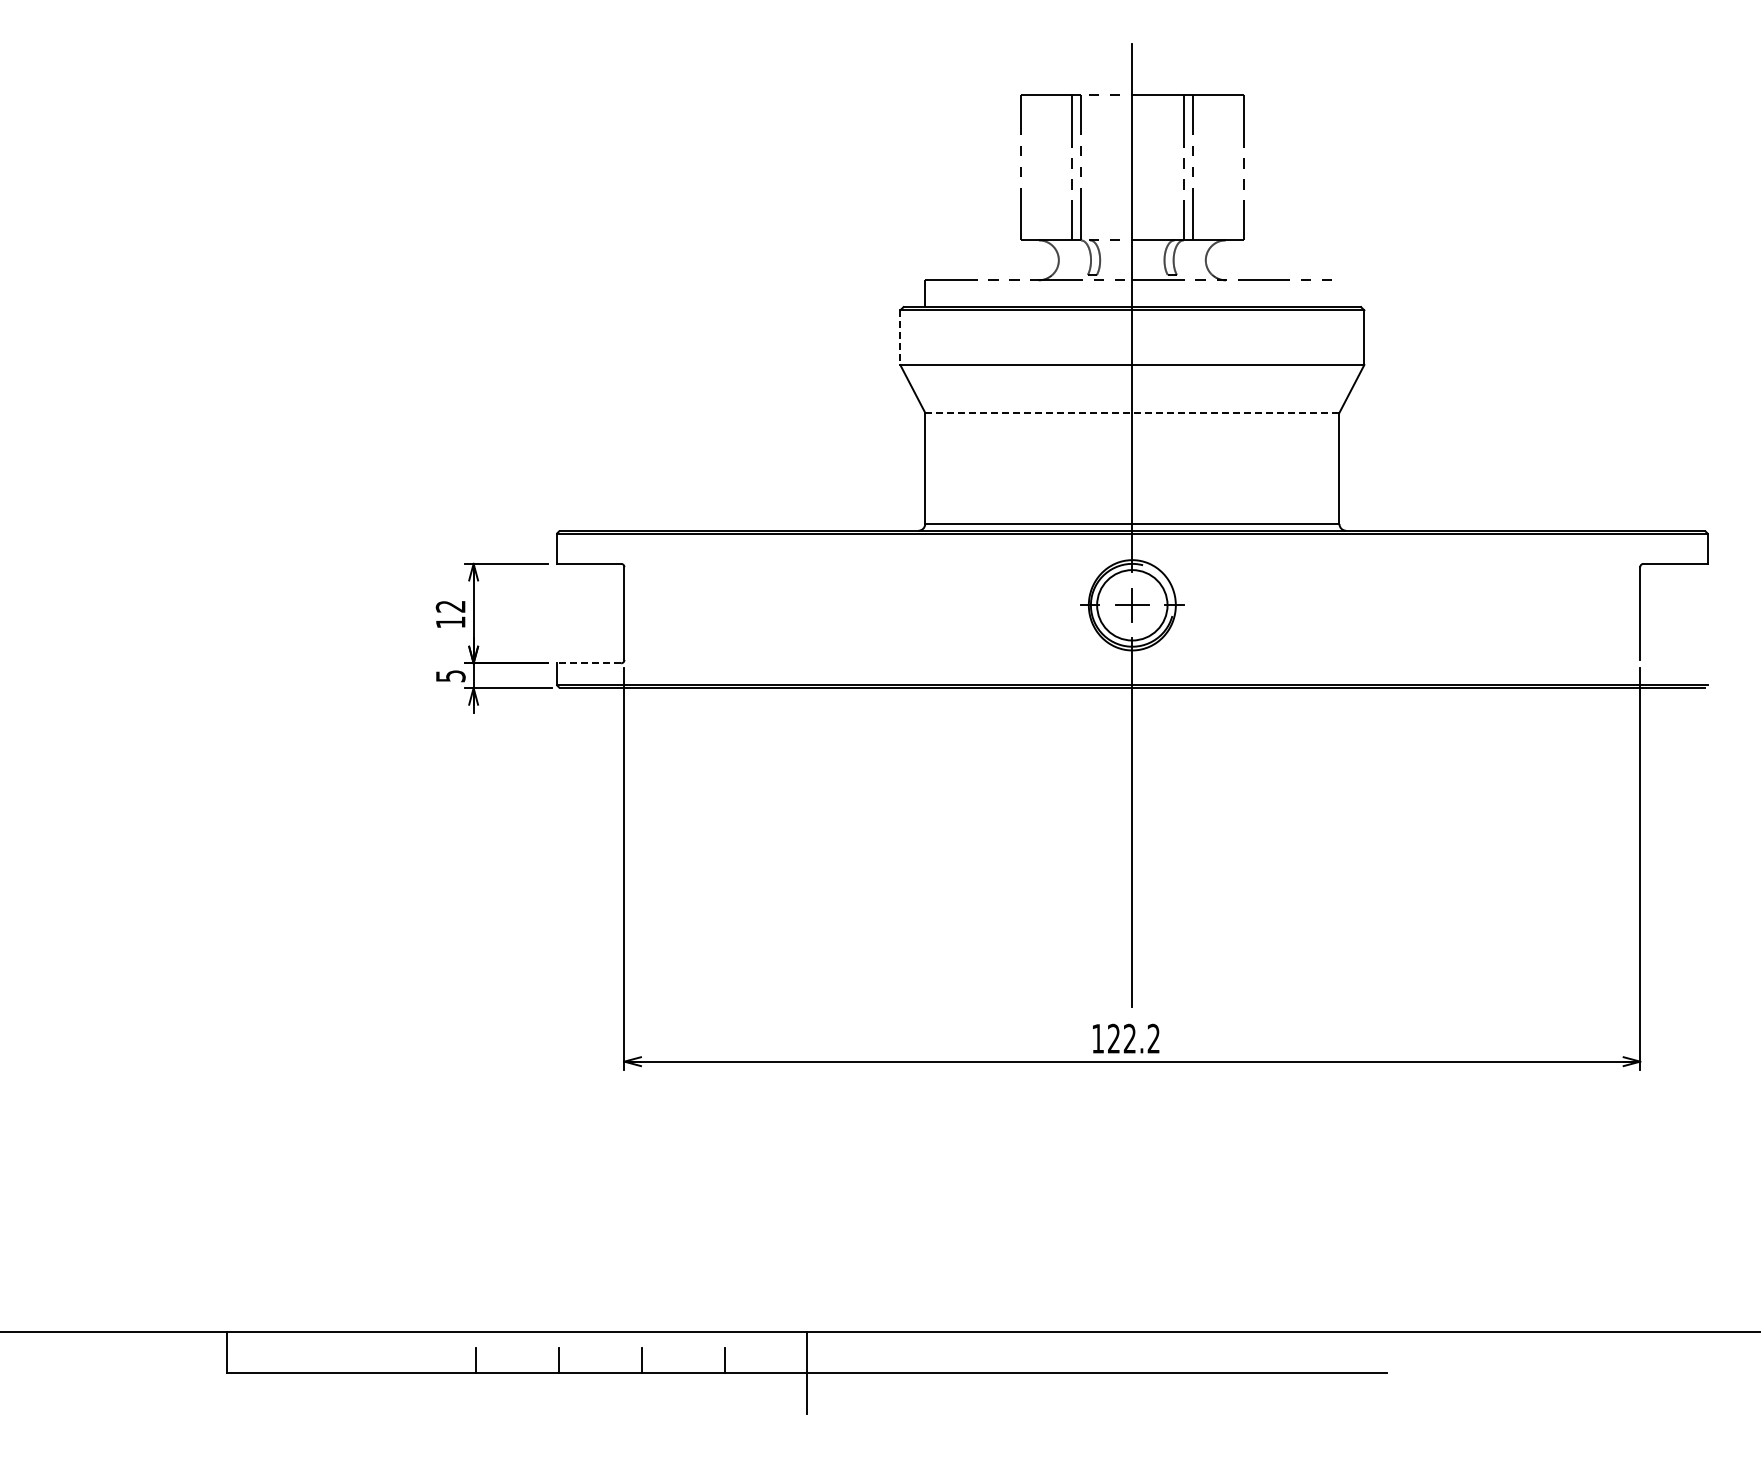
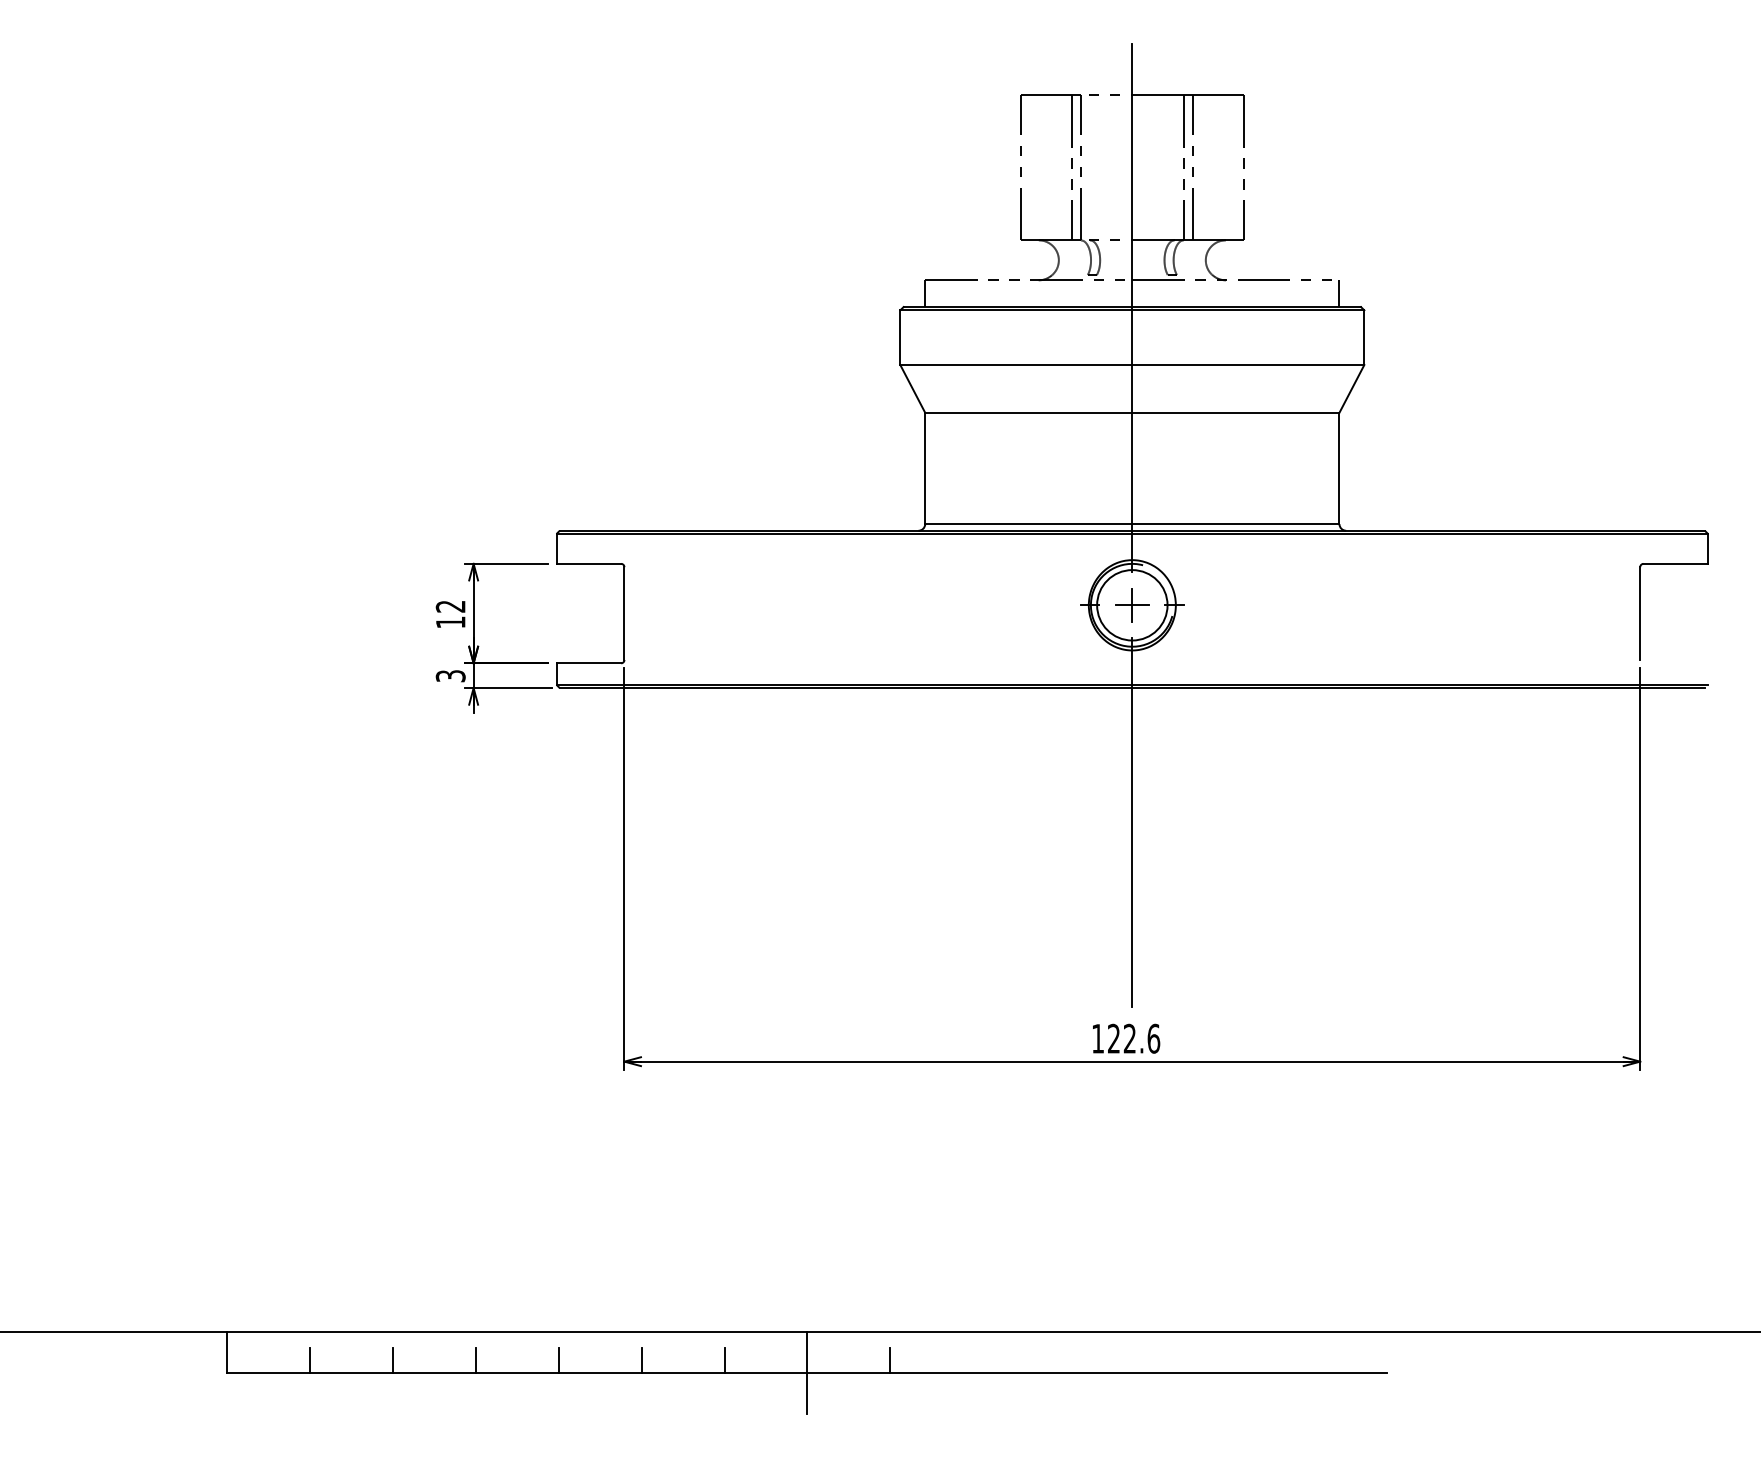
line: none -> present (1339, 293)
line: dashed -> solid (900, 338)
line: dashed -> solid (1131, 412)
line: dashed -> solid (588, 663)
text: 5 -> 3 (449, 675)
text: 122.2 -> 122.6 (1153, 1038)
line: none -> present (310, 1360)
line: none -> present (393, 1360)
line: none -> present (890, 1360)
